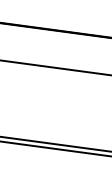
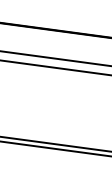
line: none -> present (55, 58)
